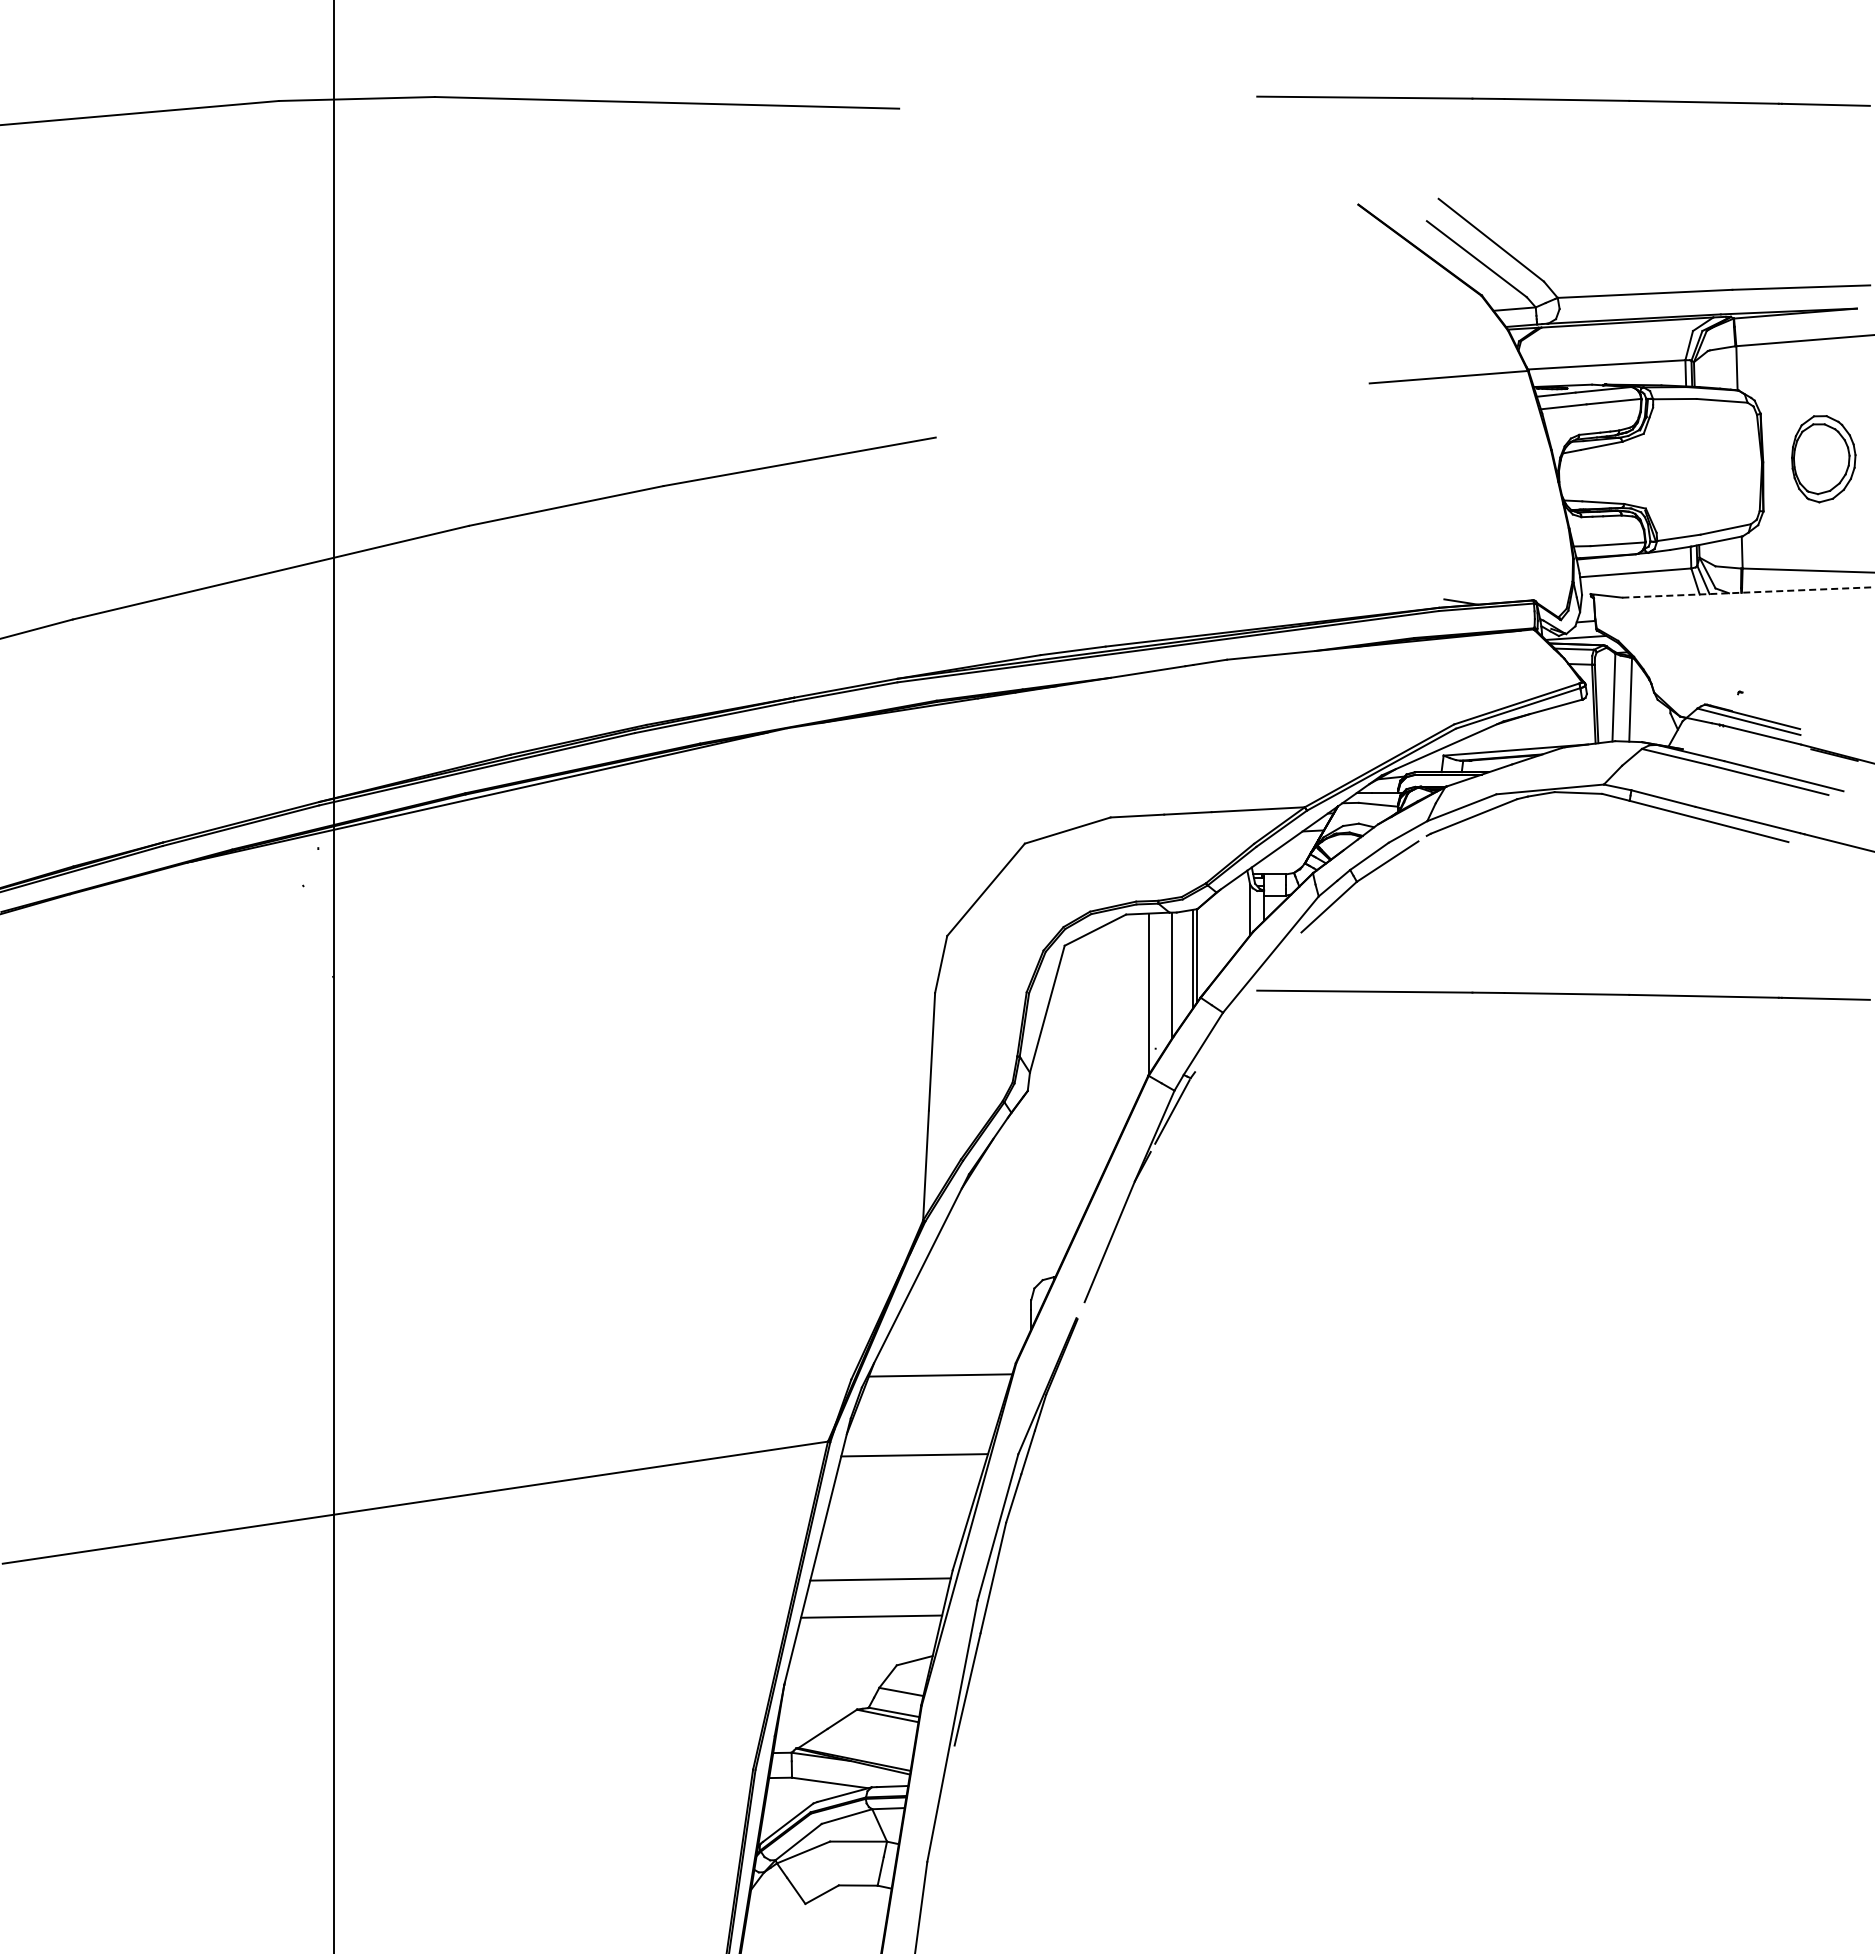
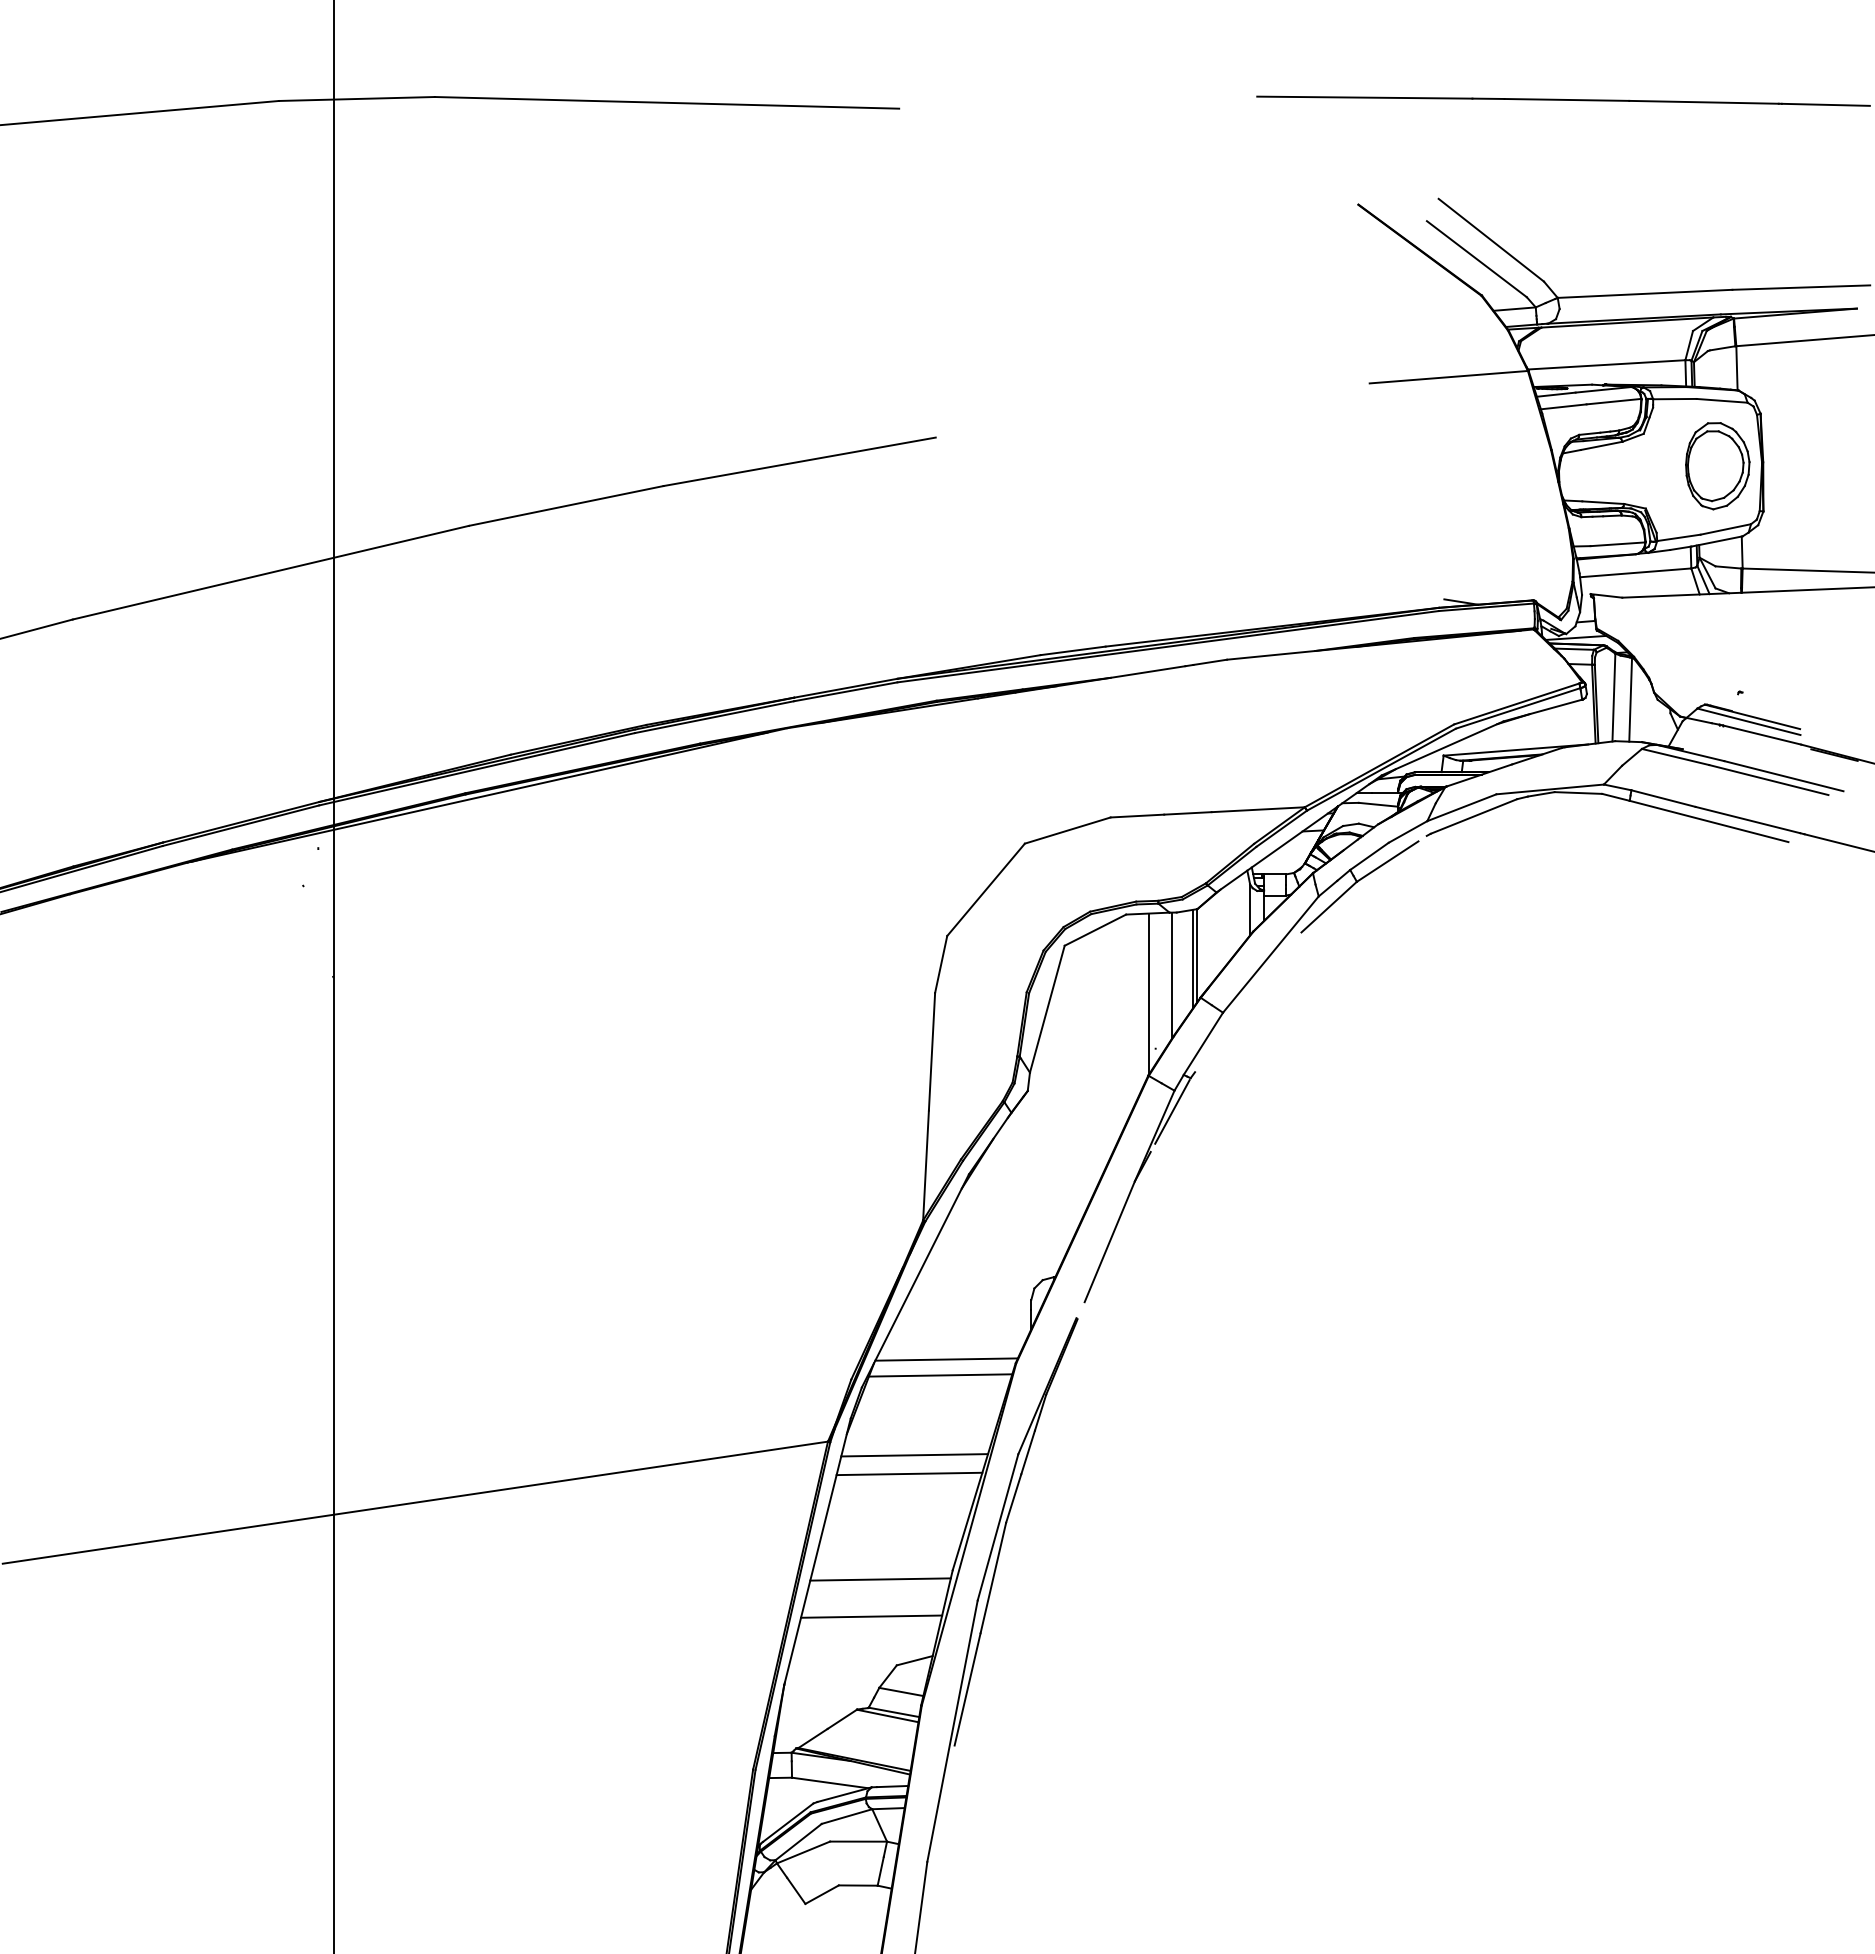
part position: (1823, 459) -> (1717, 466) (1717, 466)
line: dashed -> solid (1749, 592)
part: present -> none (1563, 994)
line: none -> present (946, 1359)
line: none -> present (909, 1473)
